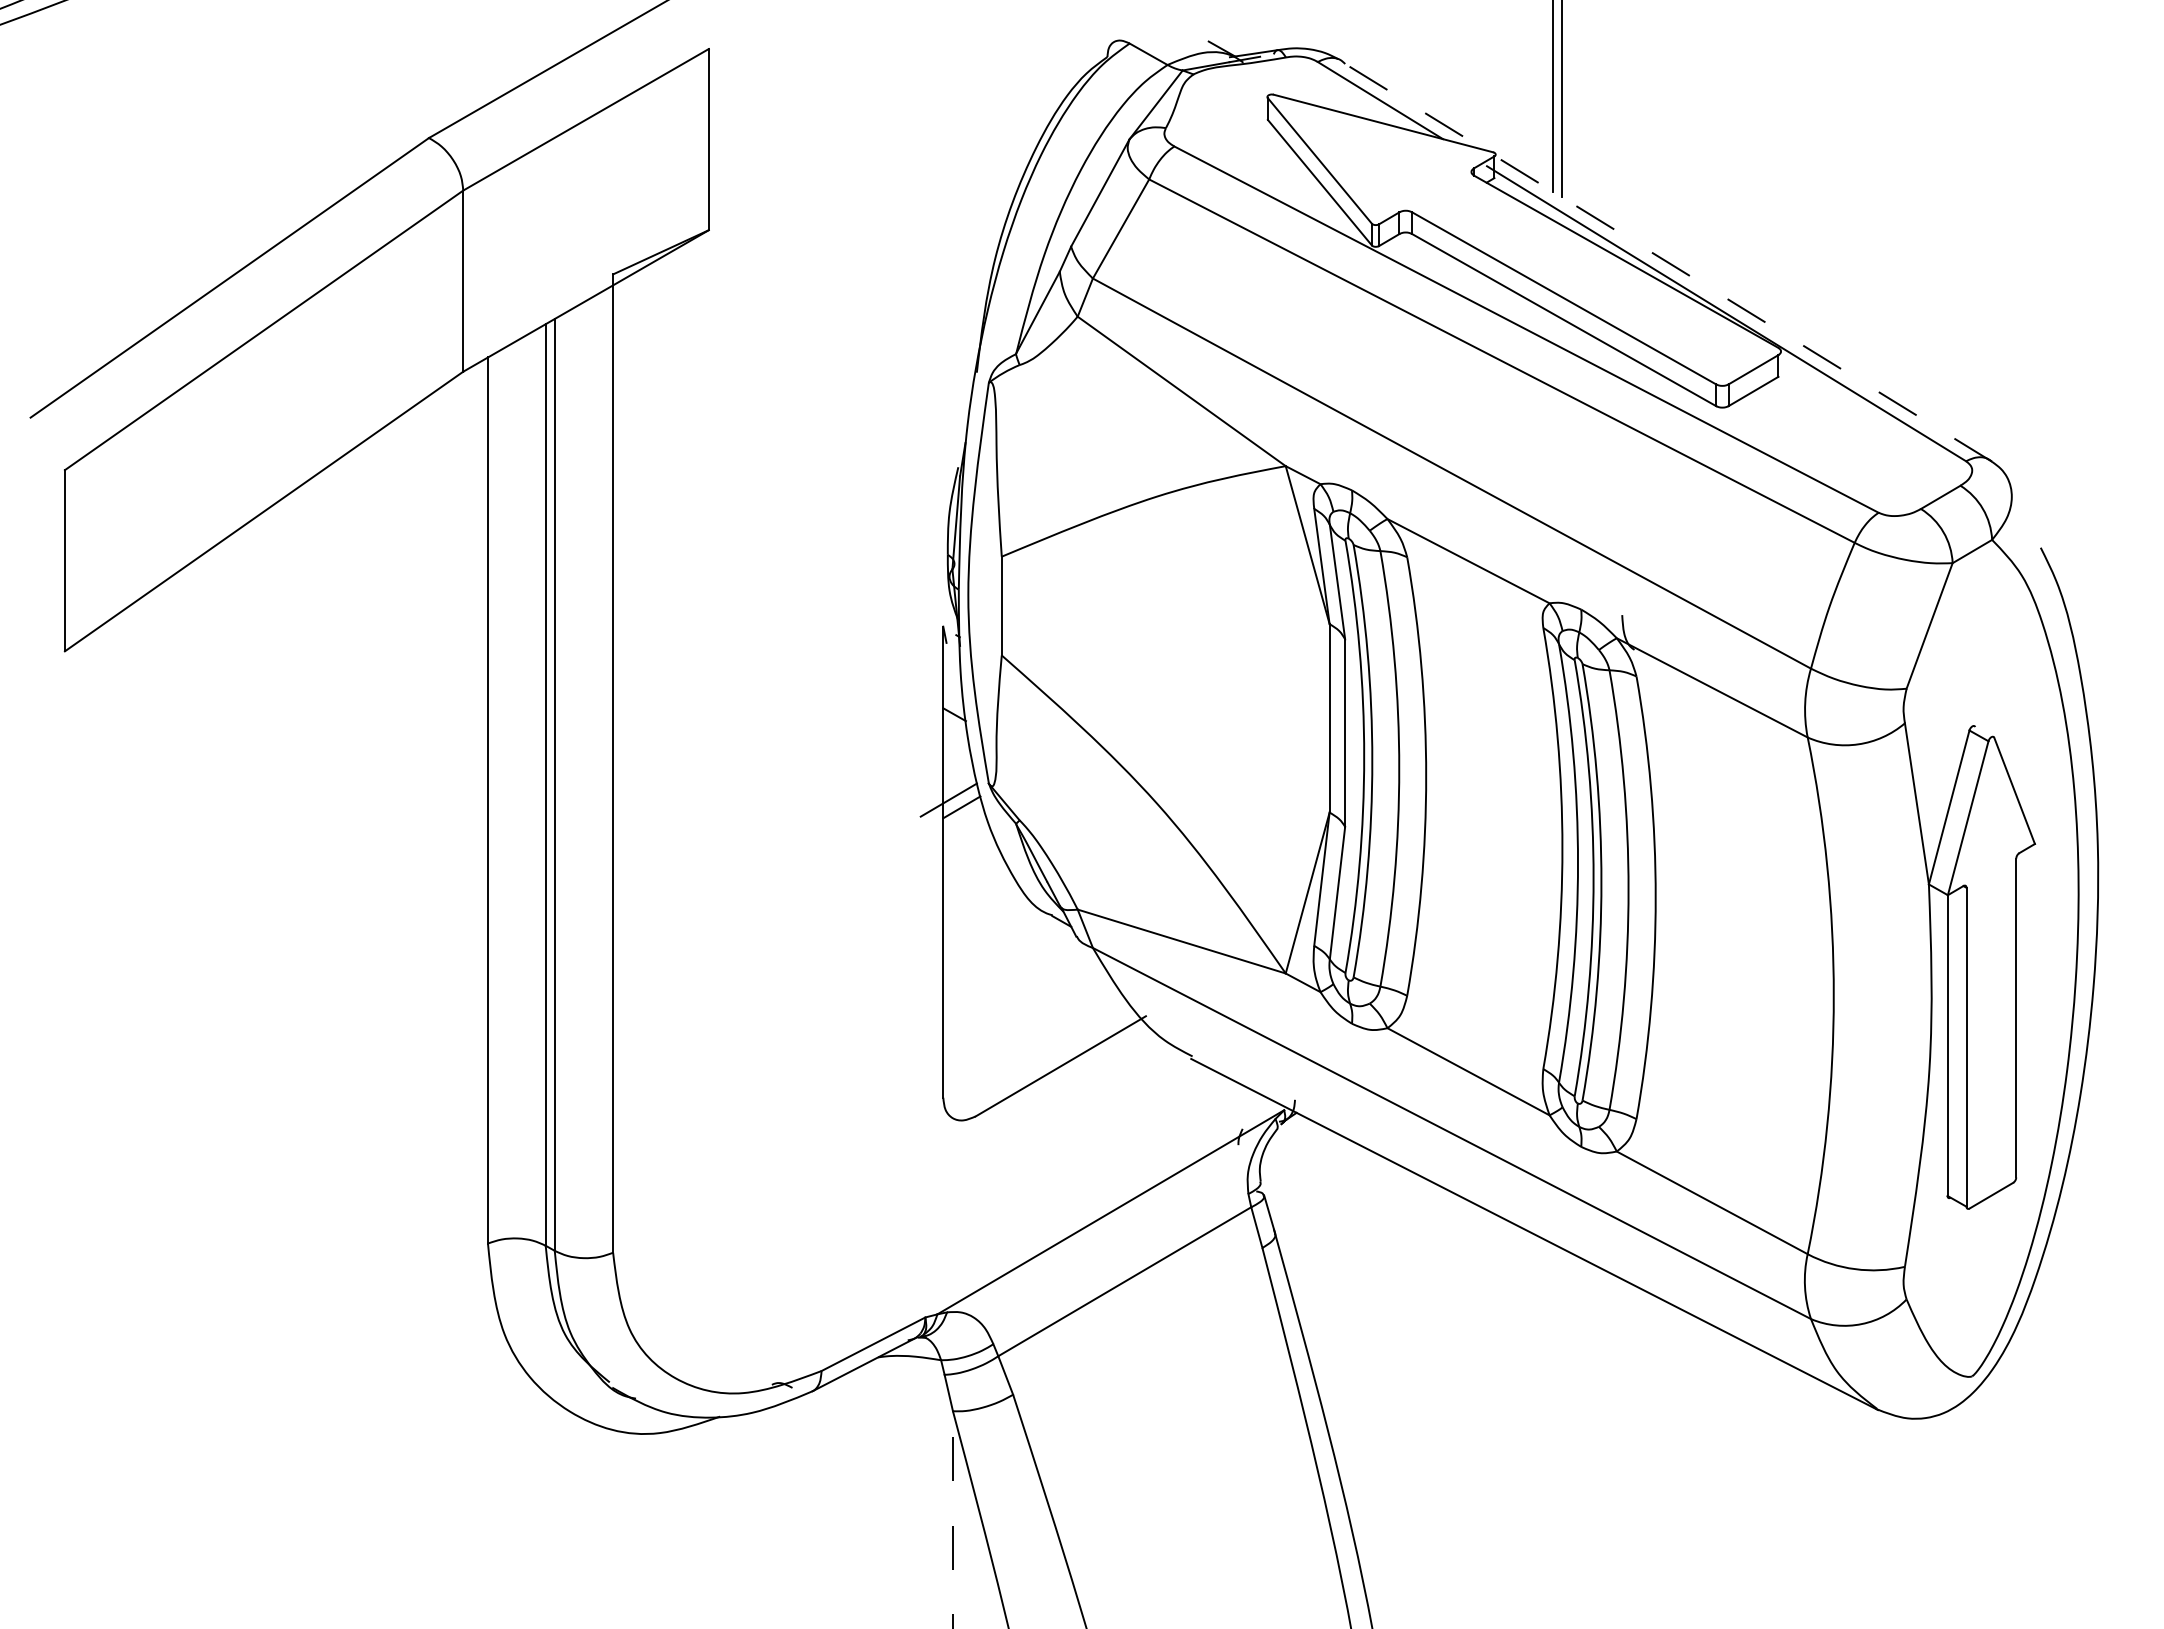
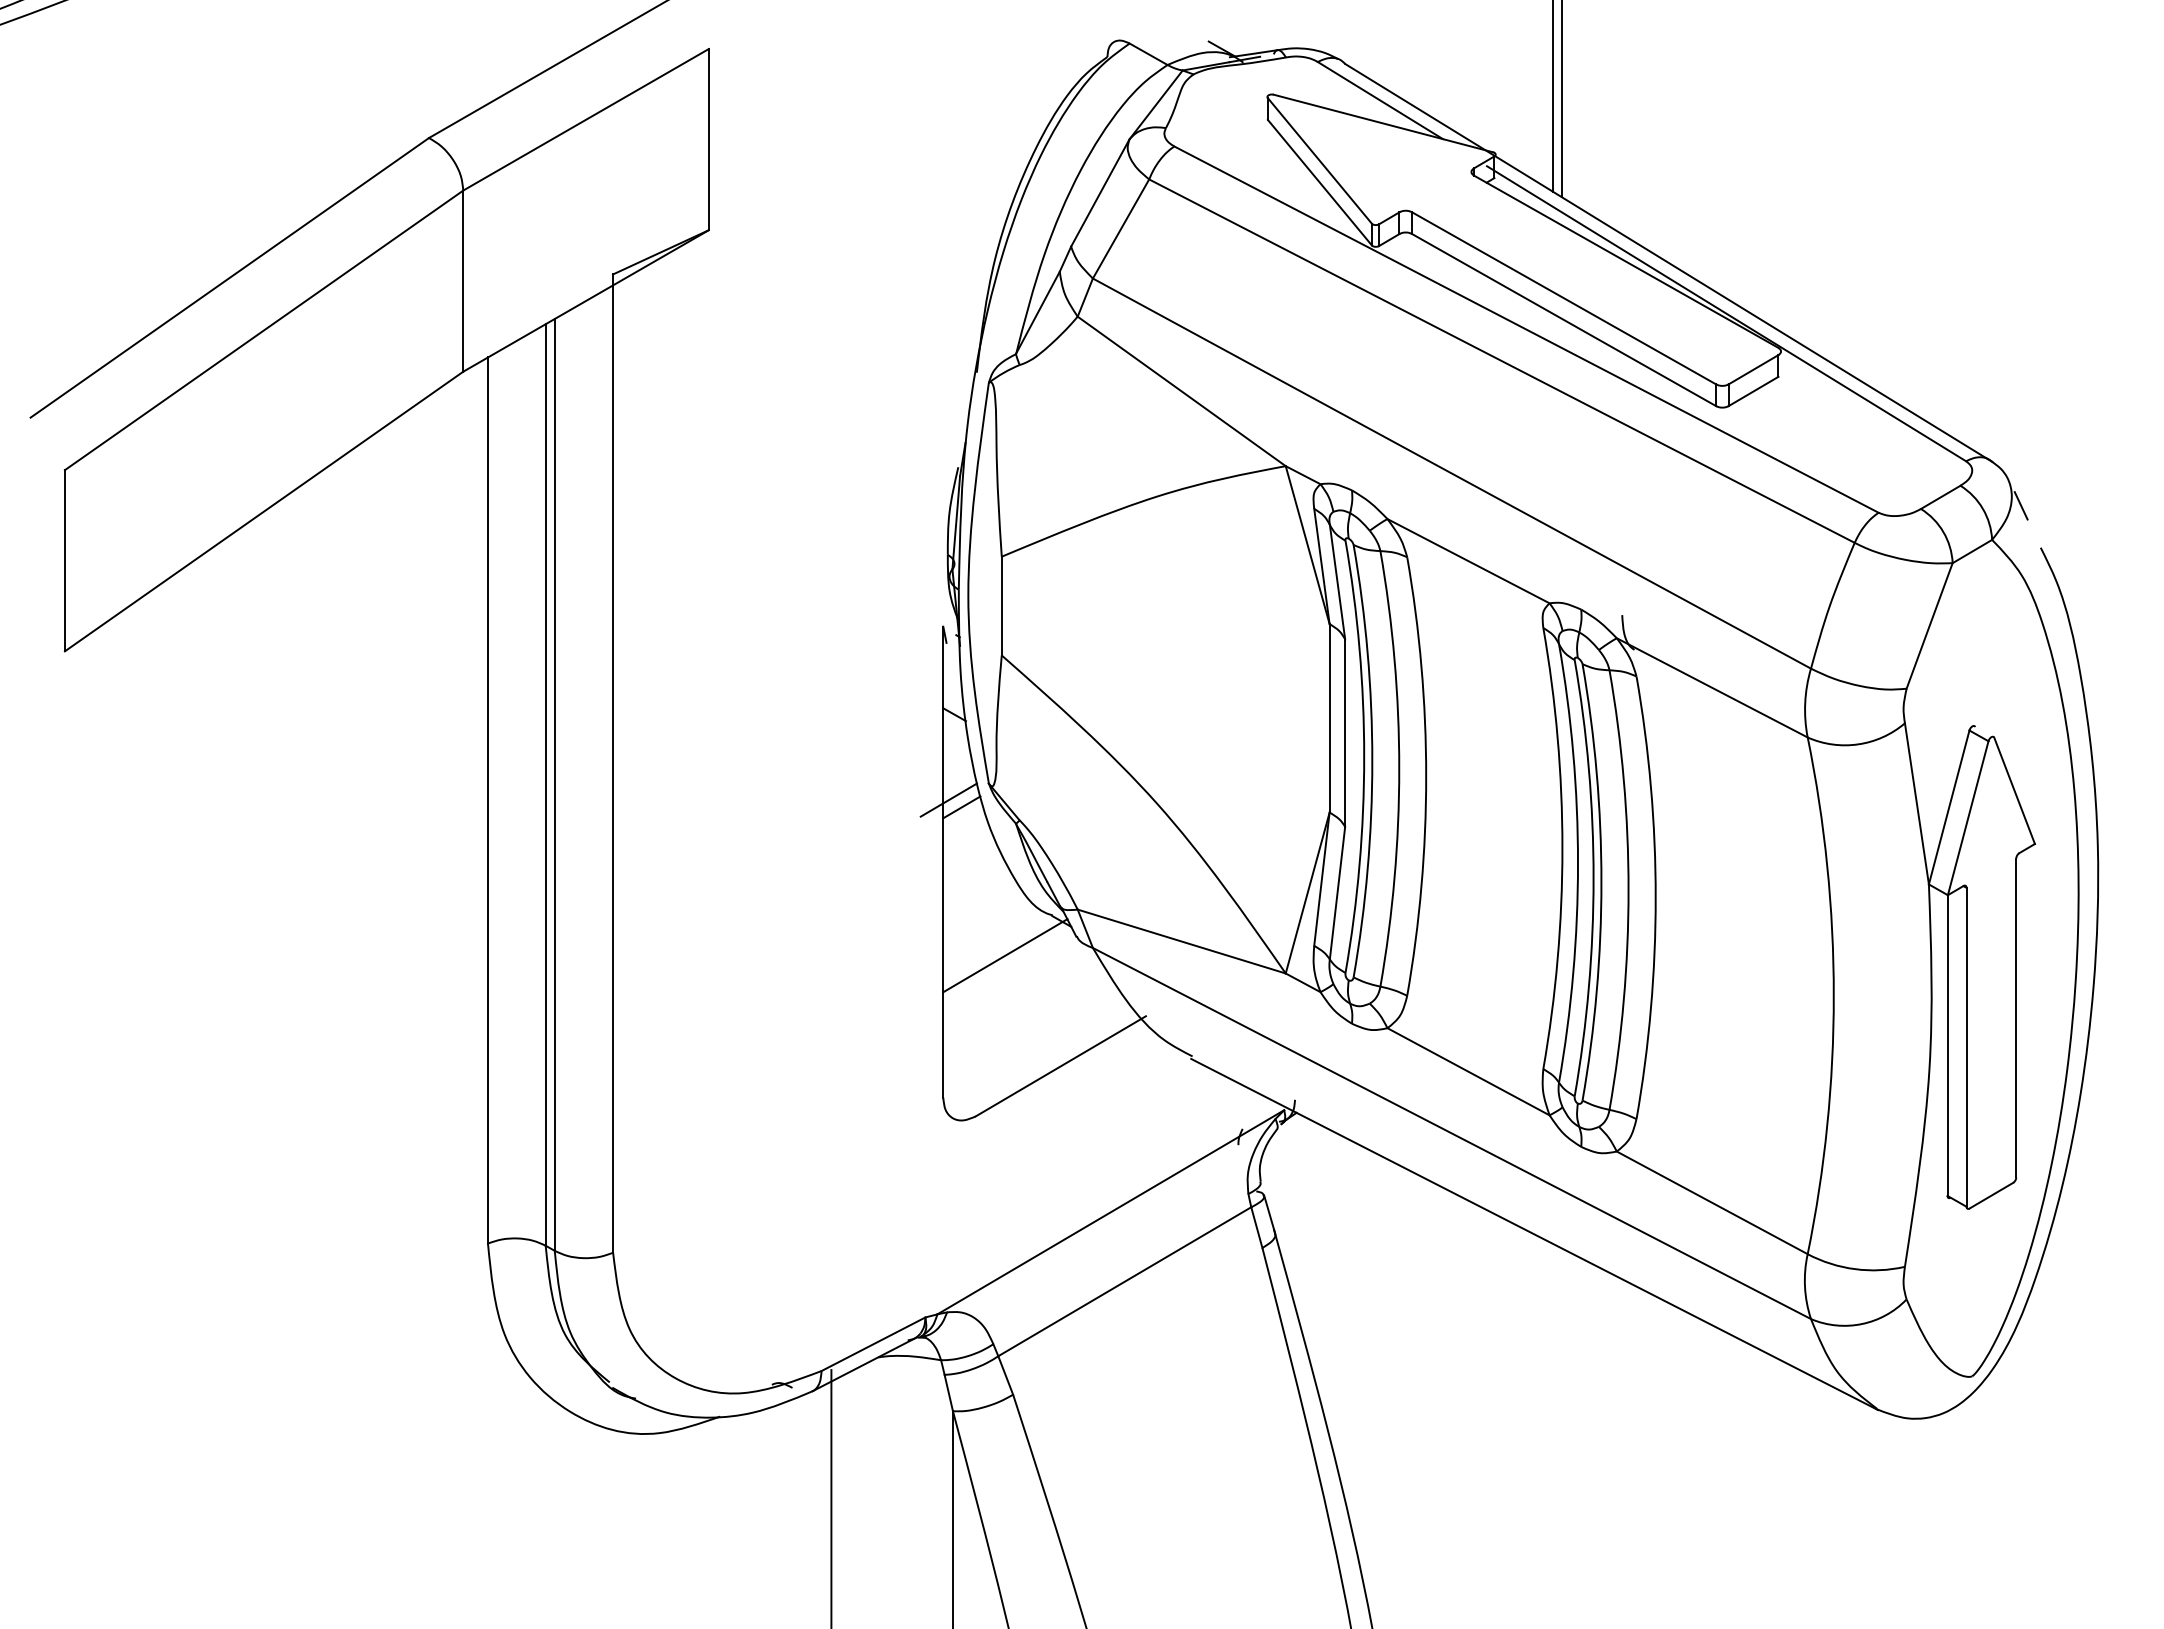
line: dashed -> solid (1668, 262)
line: none -> present (2020, 505)
line: none -> present (1005, 955)
line: none -> present (831, 1497)
line: dashed -> solid (952, 1519)
